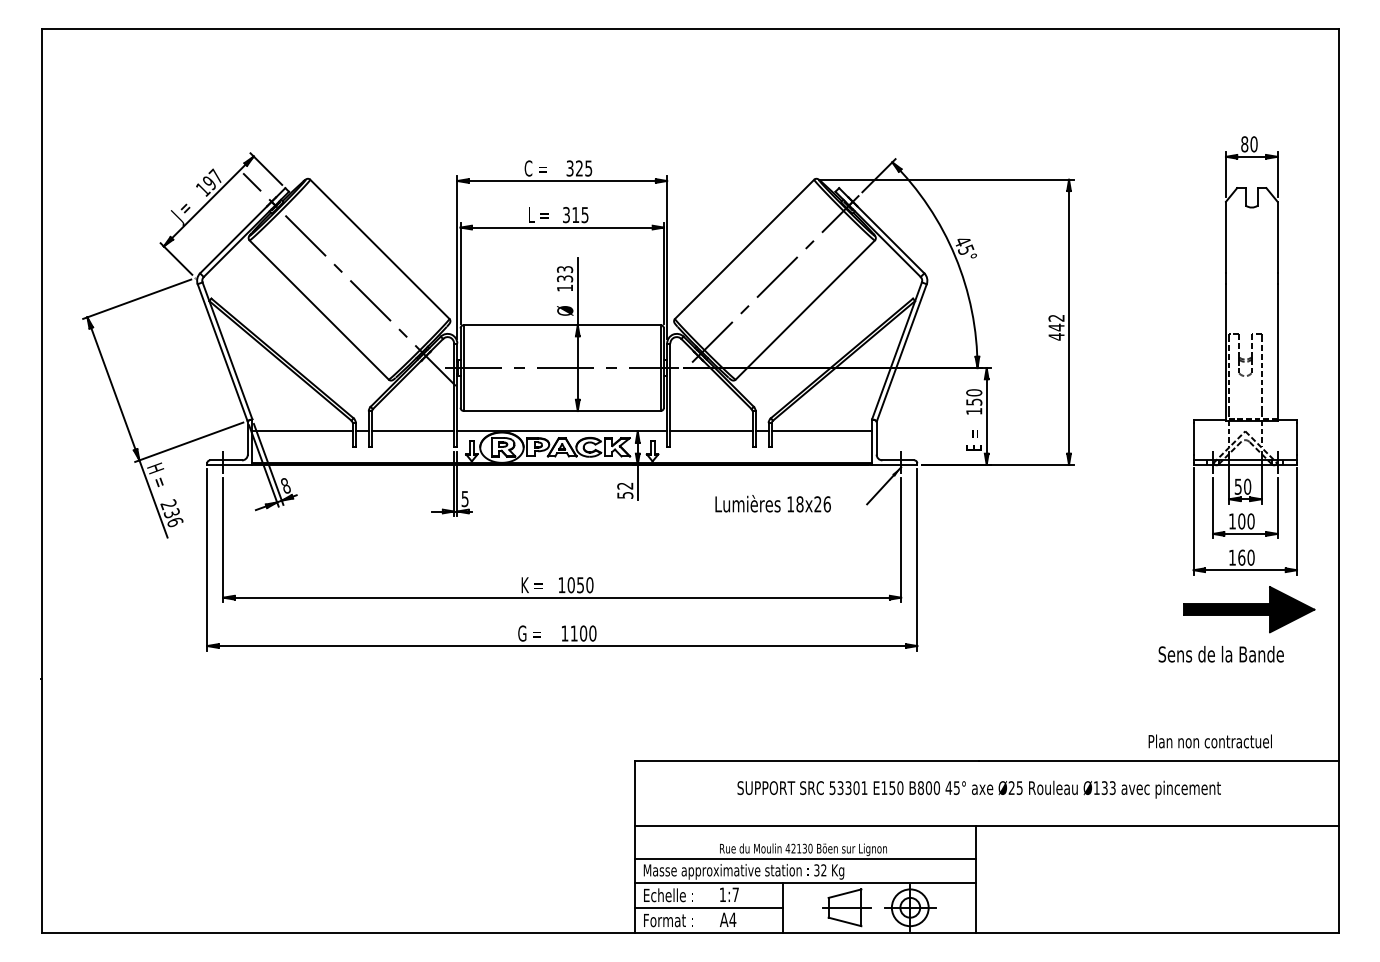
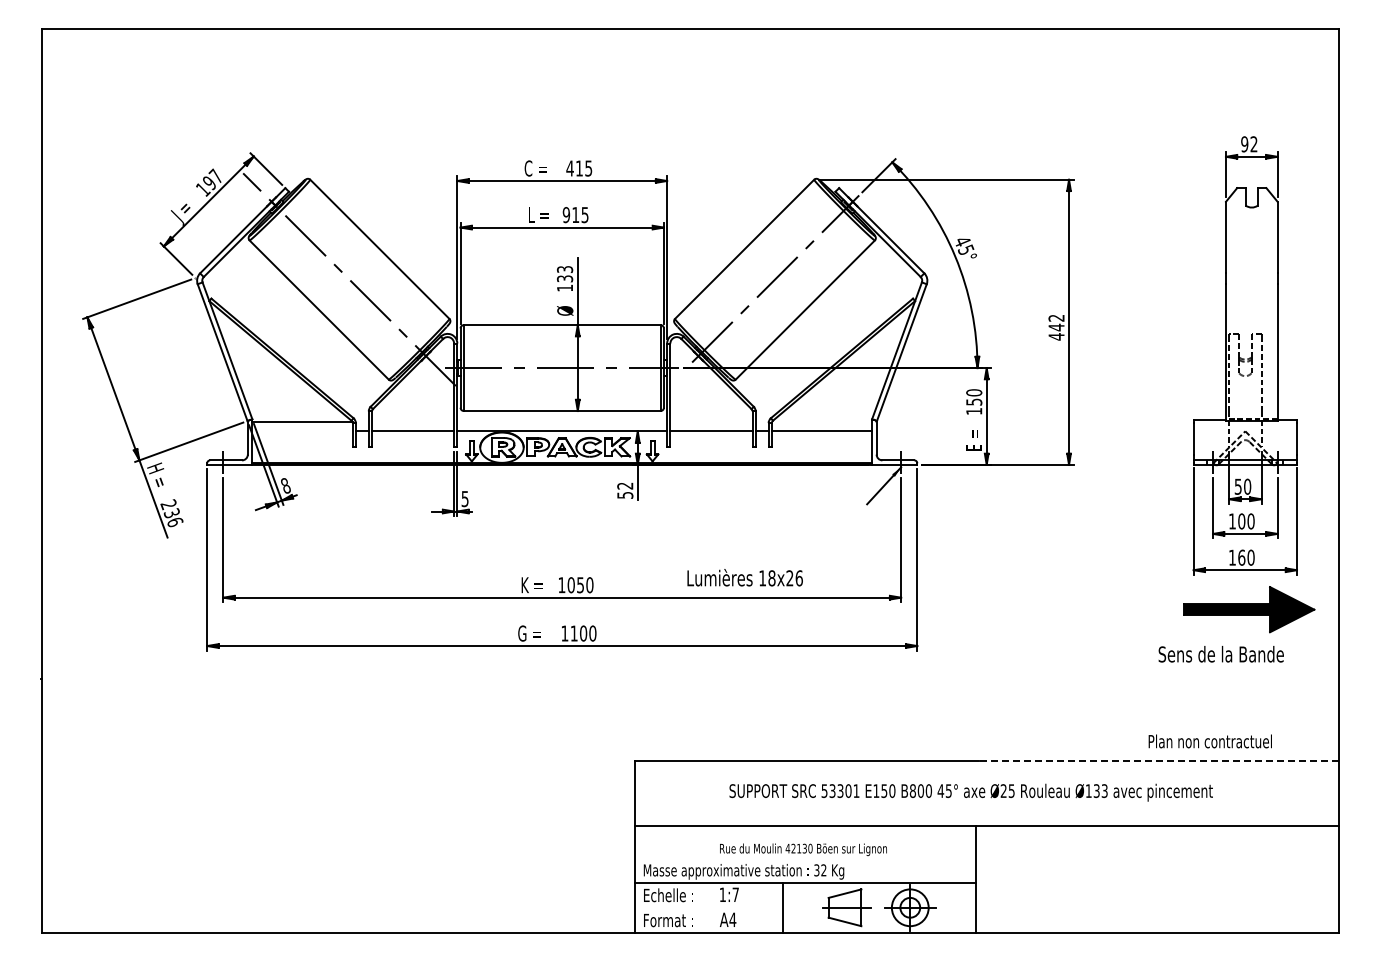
text: 80 -> 92 (1249, 144)
text: 325 -> 415 (574, 168)
text: 315 -> 915 (566, 214)
line position: (302, 431) -> (302, 422) (302, 422)
text position: (772, 503) -> (744, 577) (744, 577)
line: solid -> dashed (1158, 761)
text position: (978, 789) -> (970, 792) (970, 792)
line: present -> none (805, 858)
line: present -> none (708, 908)
